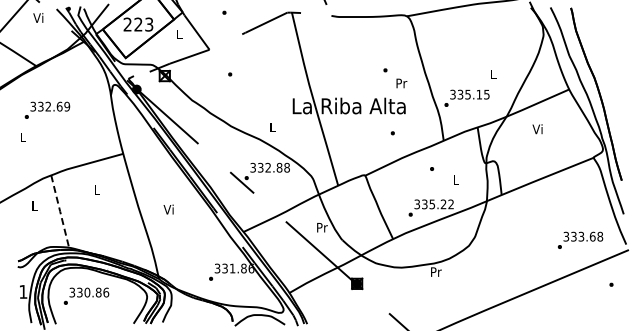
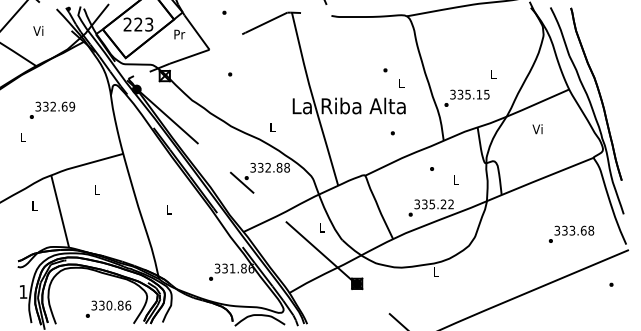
text position: (38, 17) -> (38, 30) (38, 30)
text: L -> Pr (179, 34)
text: Pr -> L (401, 83)
text position: (47, 109) -> (52, 109) (52, 109)
text: Vi -> L (168, 209)
line: dashed -> solid (60, 211)
text: Pr -> L (322, 227)
text position: (580, 239) -> (571, 233) (571, 233)
text: Pr -> L (436, 271)
text position: (86, 295) -> (108, 308) (108, 308)
